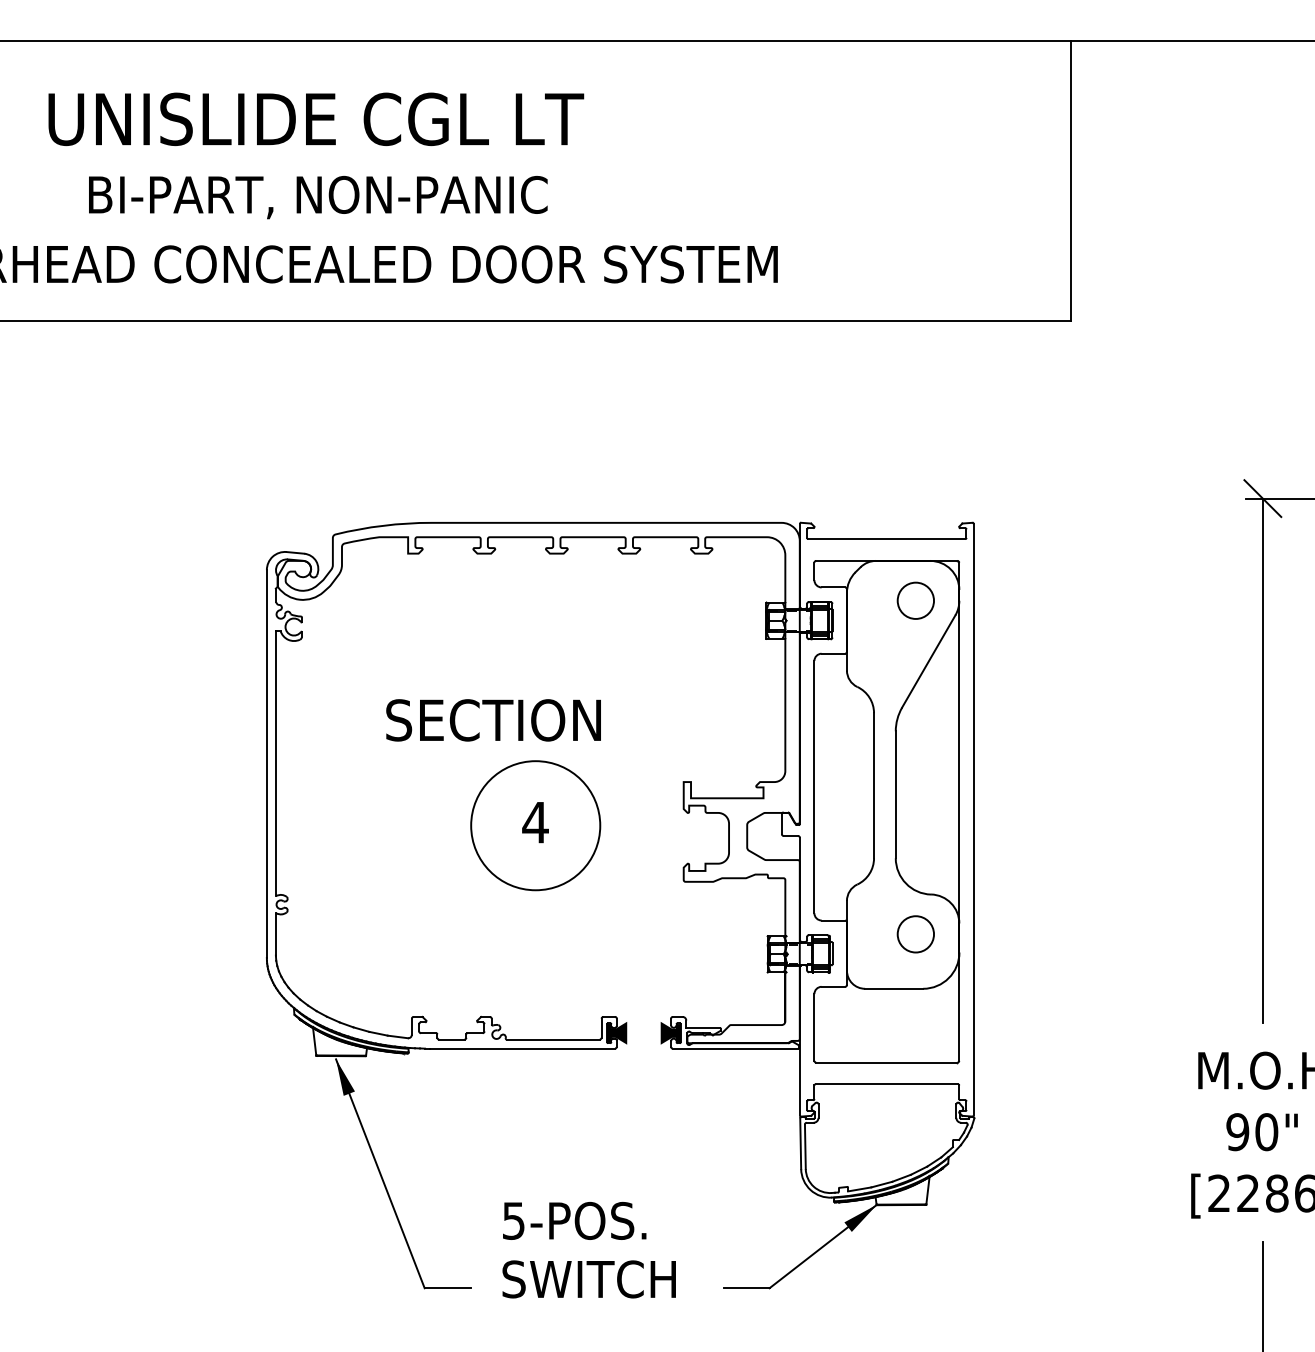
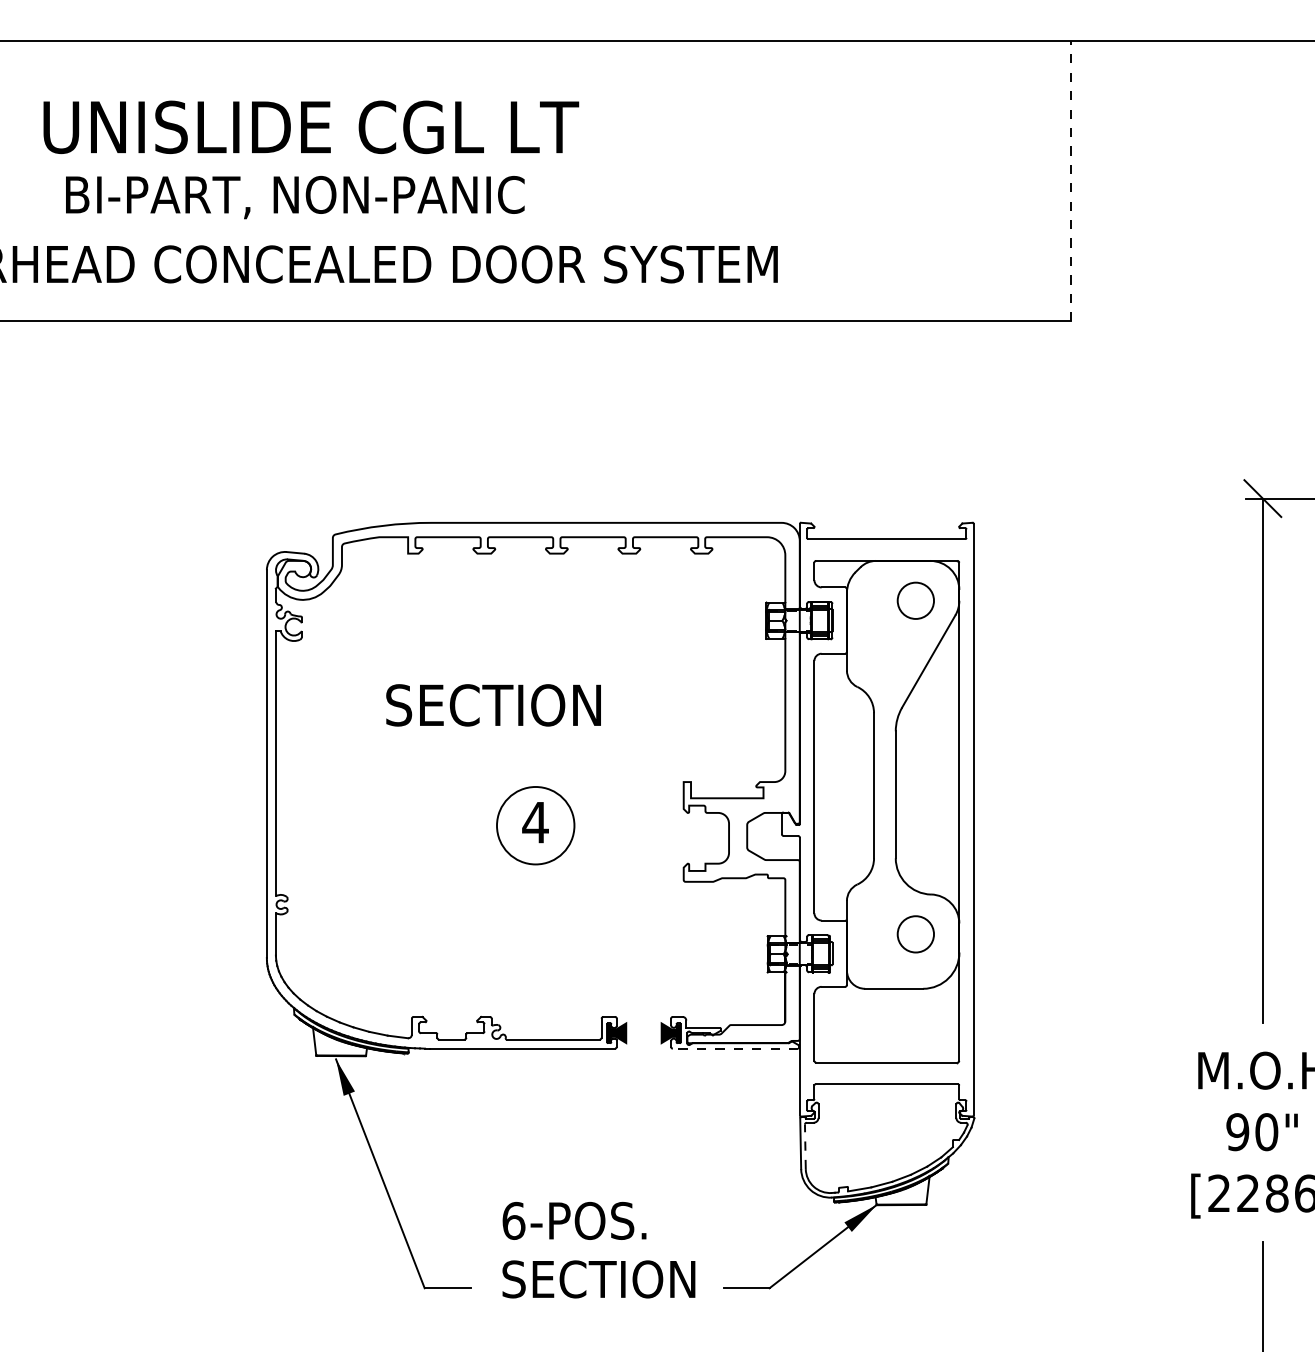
text position: (316, 118) -> (311, 126) (311, 126)
line: solid -> dashed (1071, 180)
text position: (318, 197) -> (295, 197) (295, 197)
text position: (493, 720) -> (493, 705) (493, 705)
circle diameter: 129 px -> 77 px (535, 825)
line: solid -> dashed (735, 1048)
line: solid -> dashed (805, 1146)
text: 5-POS. -> 6-POS. (513, 1220)
text: SWITCH -> SECTION (612, 1279)
